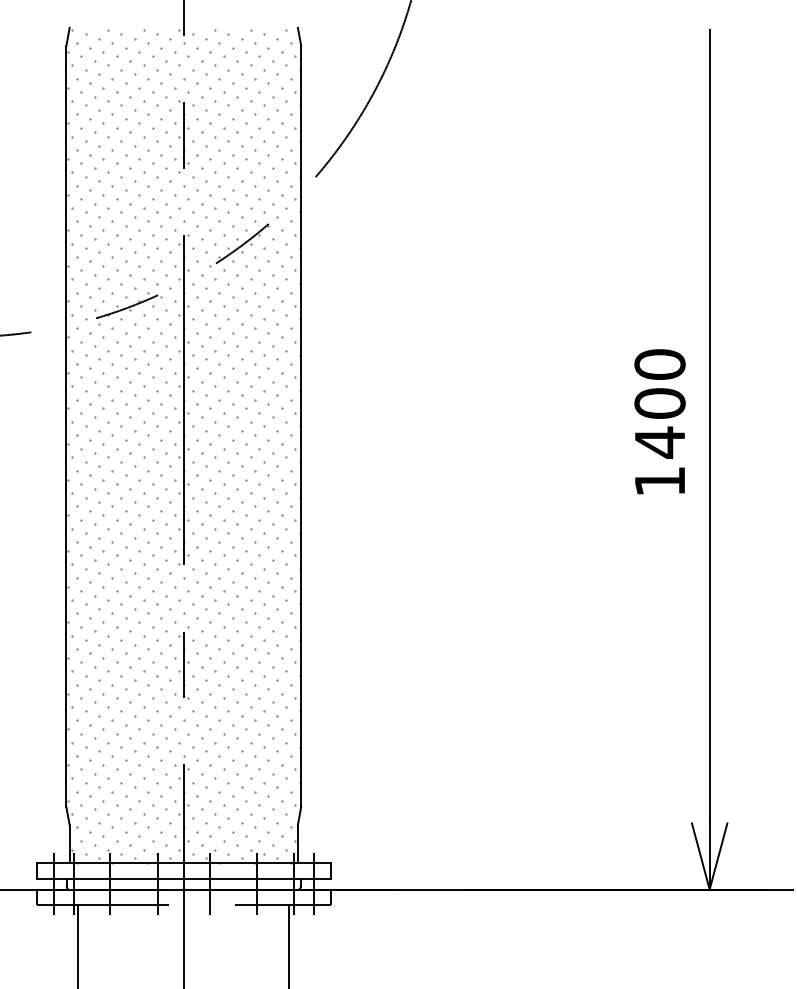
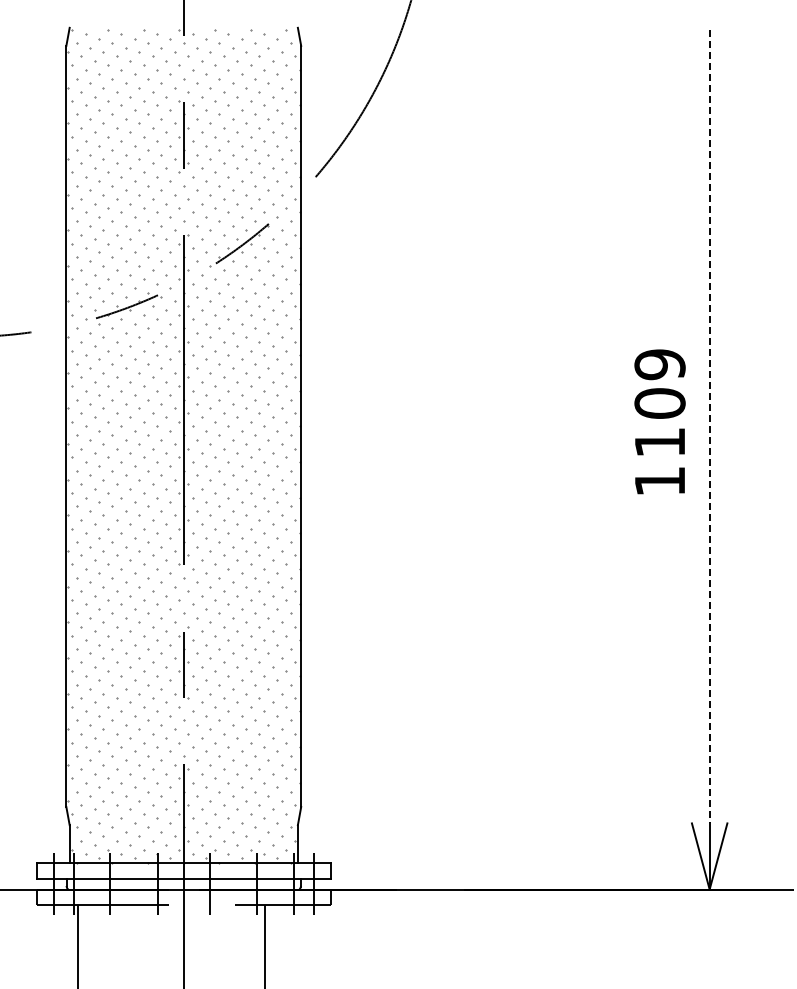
text: 1400 -> 1109 (659, 403)
line: solid -> dashed (709, 426)
line position: (289, 945) -> (265, 945) (265, 945)
